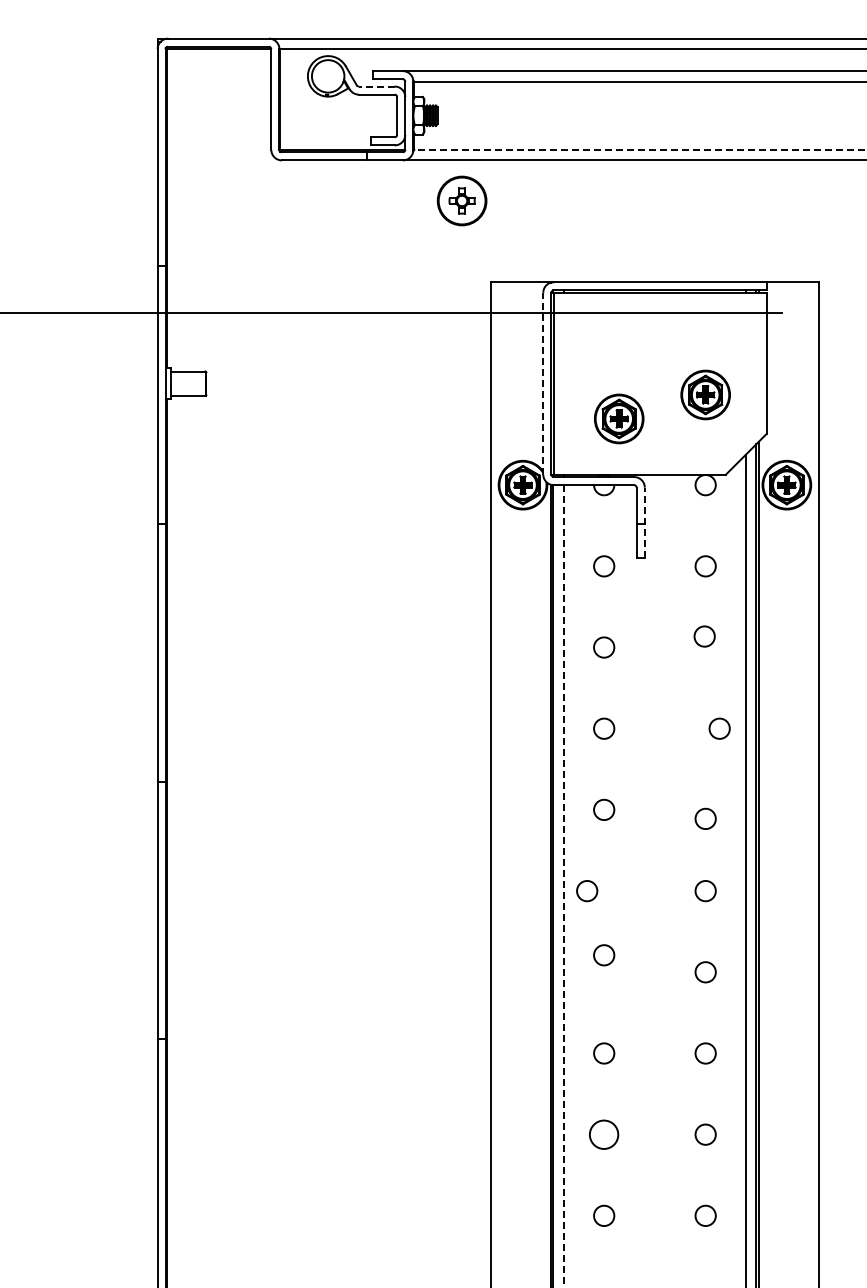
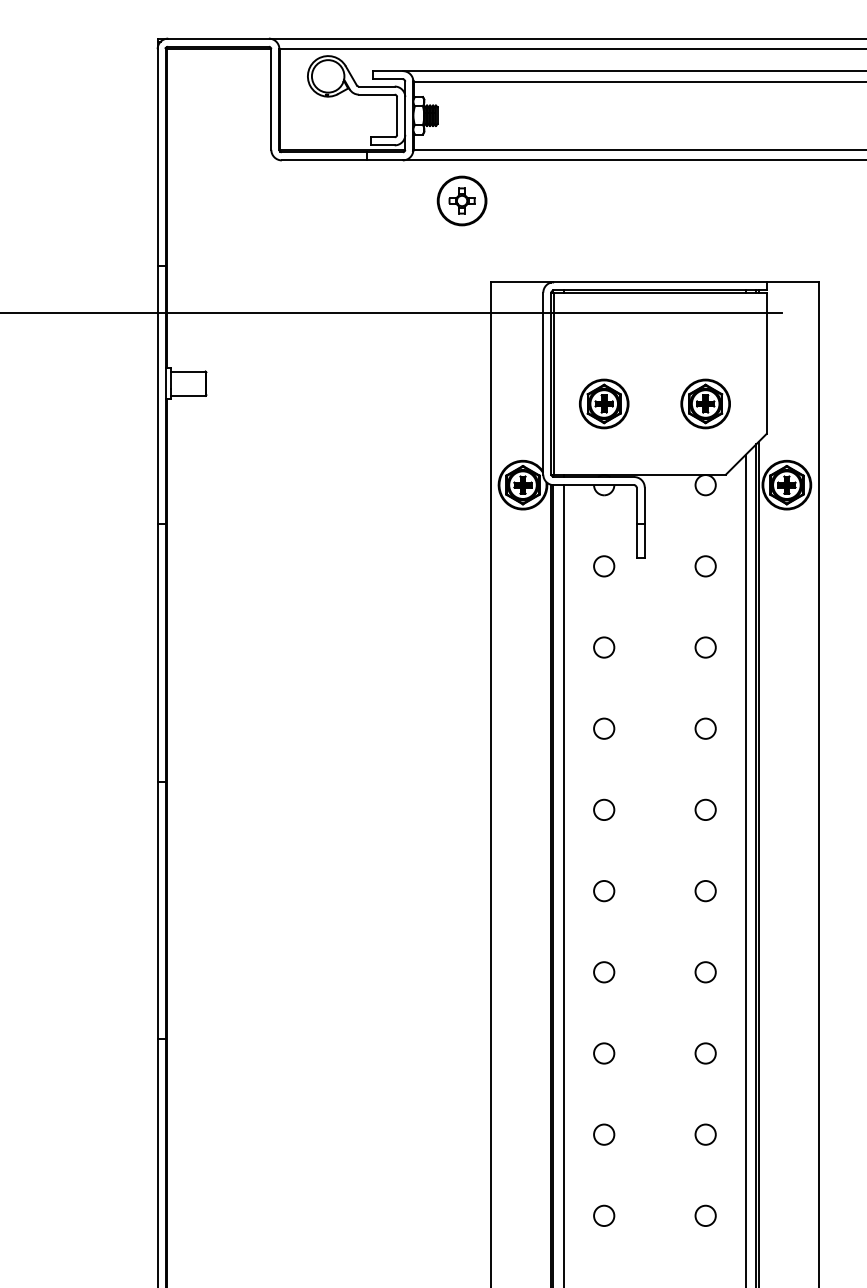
line: dashed -> solid (376, 86)
line: dashed -> solid (640, 149)
line: dashed -> solid (543, 383)
part position: (705, 394) -> (705, 403) (705, 403)
part position: (619, 418) -> (604, 403) (604, 403)
line: dashed -> solid (644, 522)
circle position: (704, 636) -> (705, 647) (705, 647)
circle position: (719, 728) -> (705, 728) (705, 728)
circle position: (705, 818) -> (705, 809) (705, 809)
line: dashed -> solid (564, 886)
circle position: (587, 891) -> (604, 891) (604, 891)
circle position: (604, 955) -> (604, 972) (604, 972)
circle size: 31x31 px -> 23x23 px (604, 1134)
